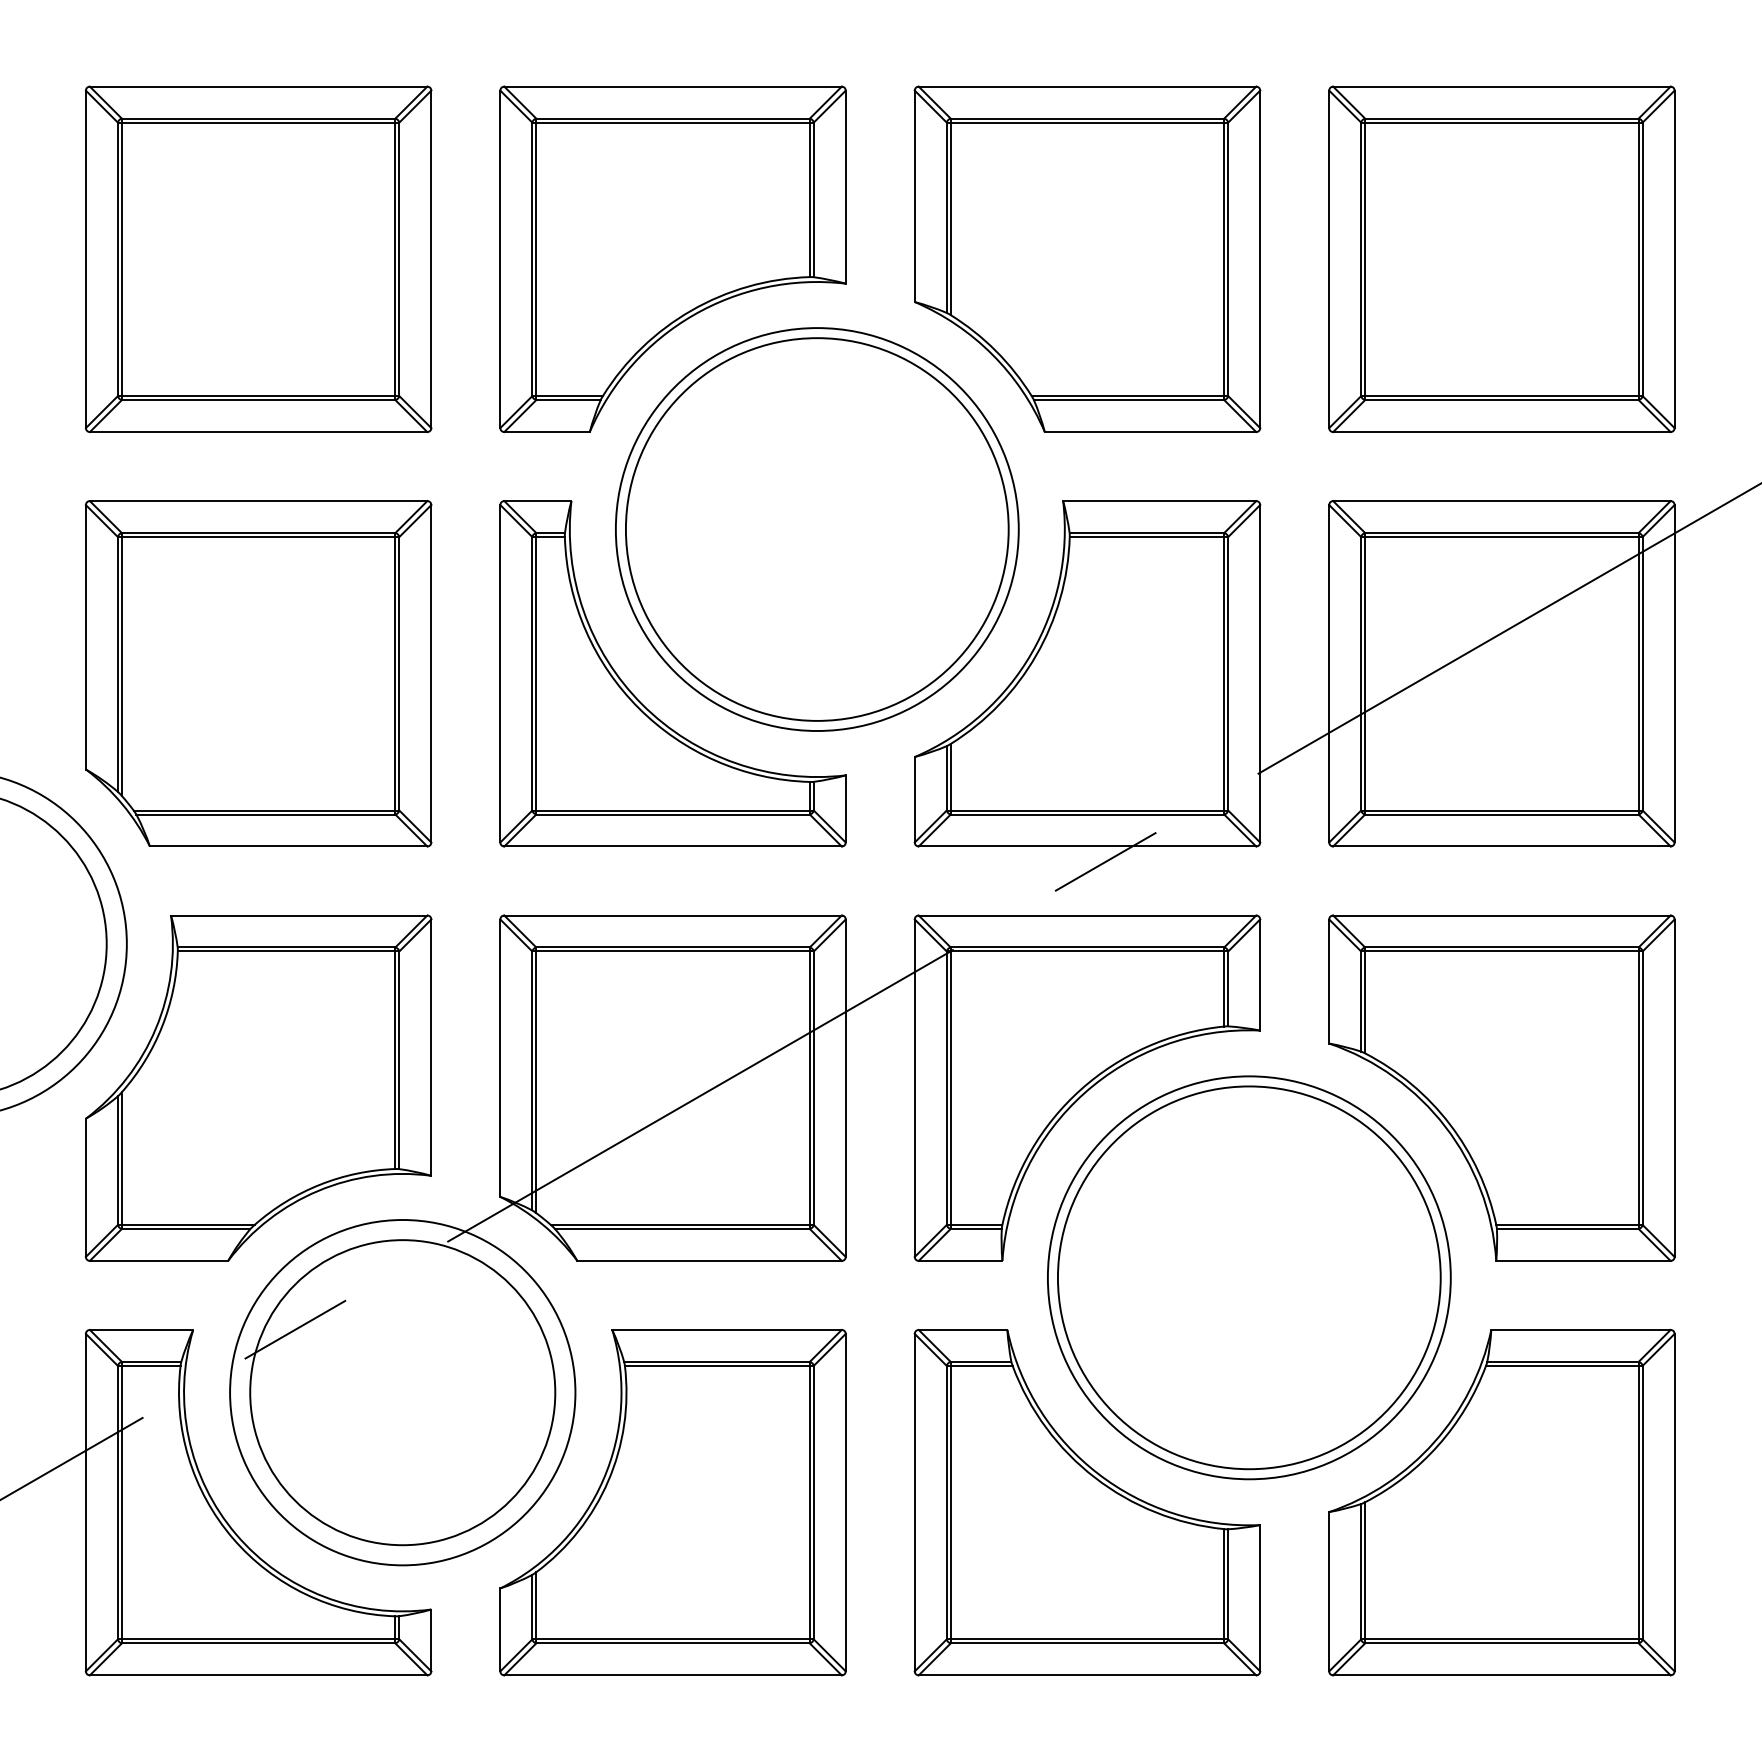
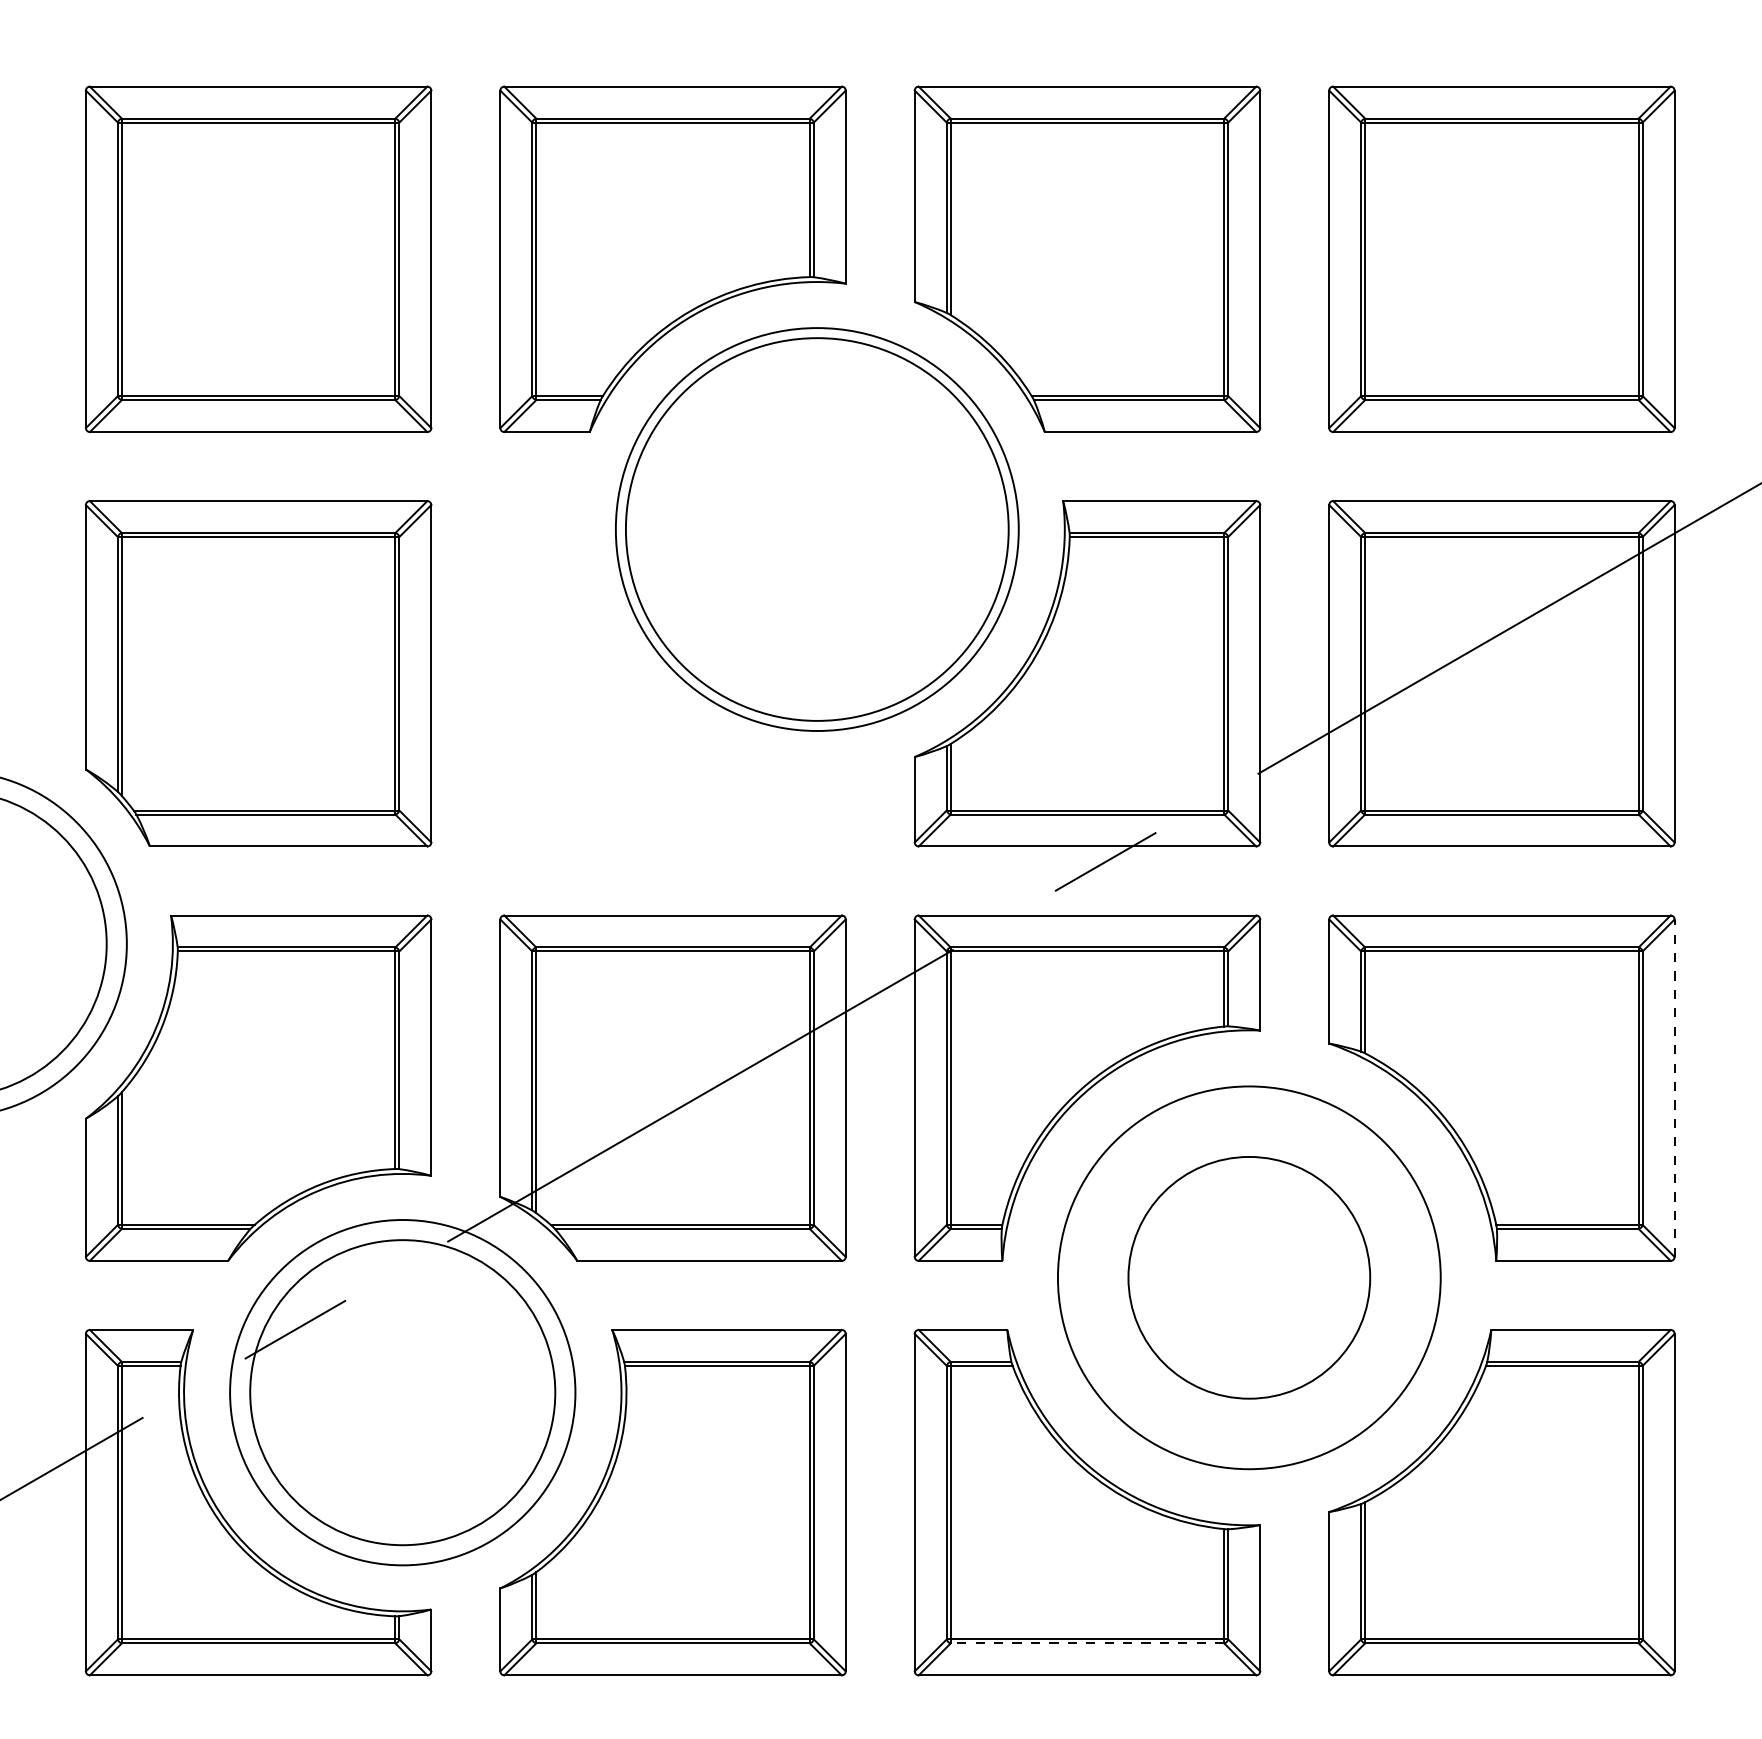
part: present -> none (642, 703)
line: solid -> dashed (1674, 1088)
circle diameter: 403 px -> 242 px (1249, 1277)
line: solid -> dashed (1087, 1643)
